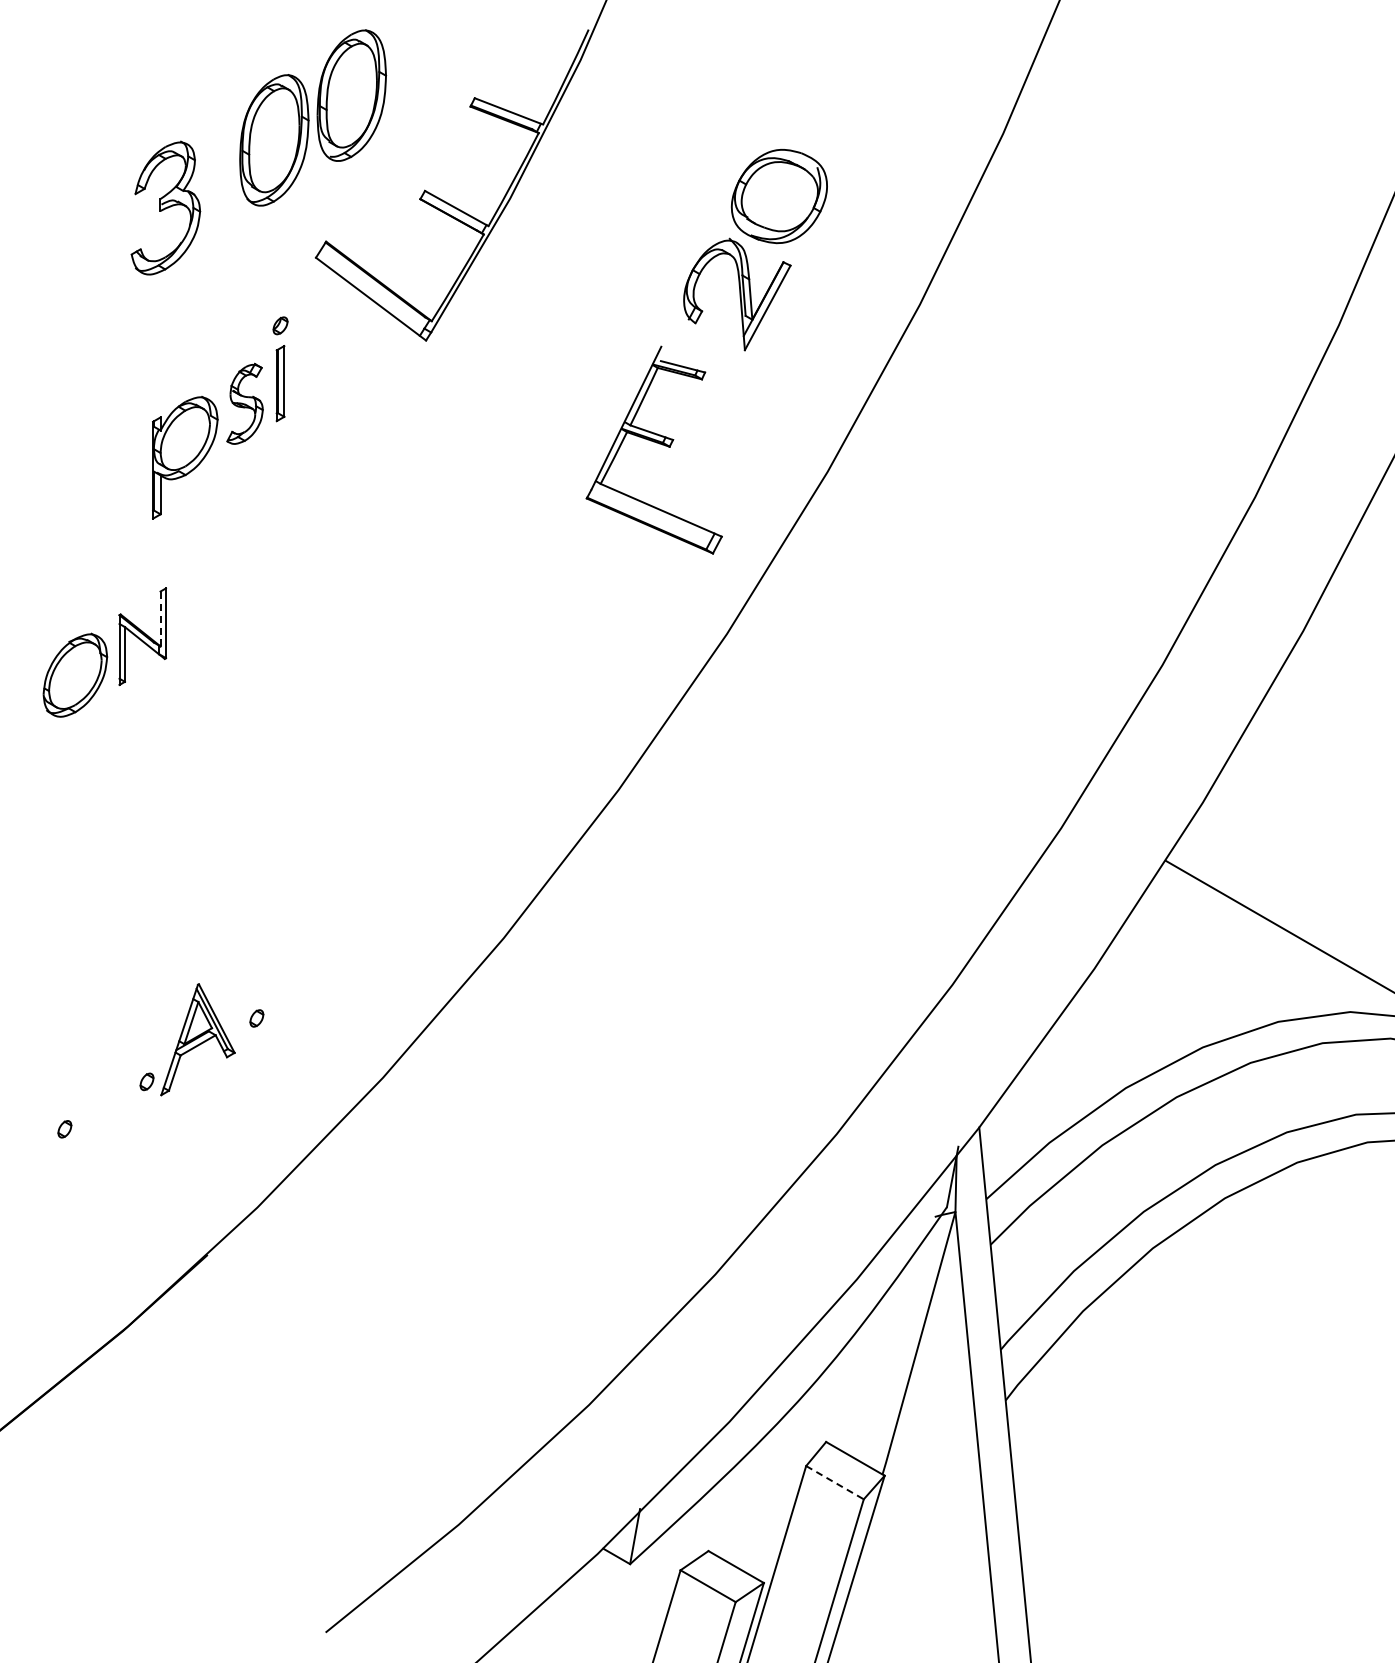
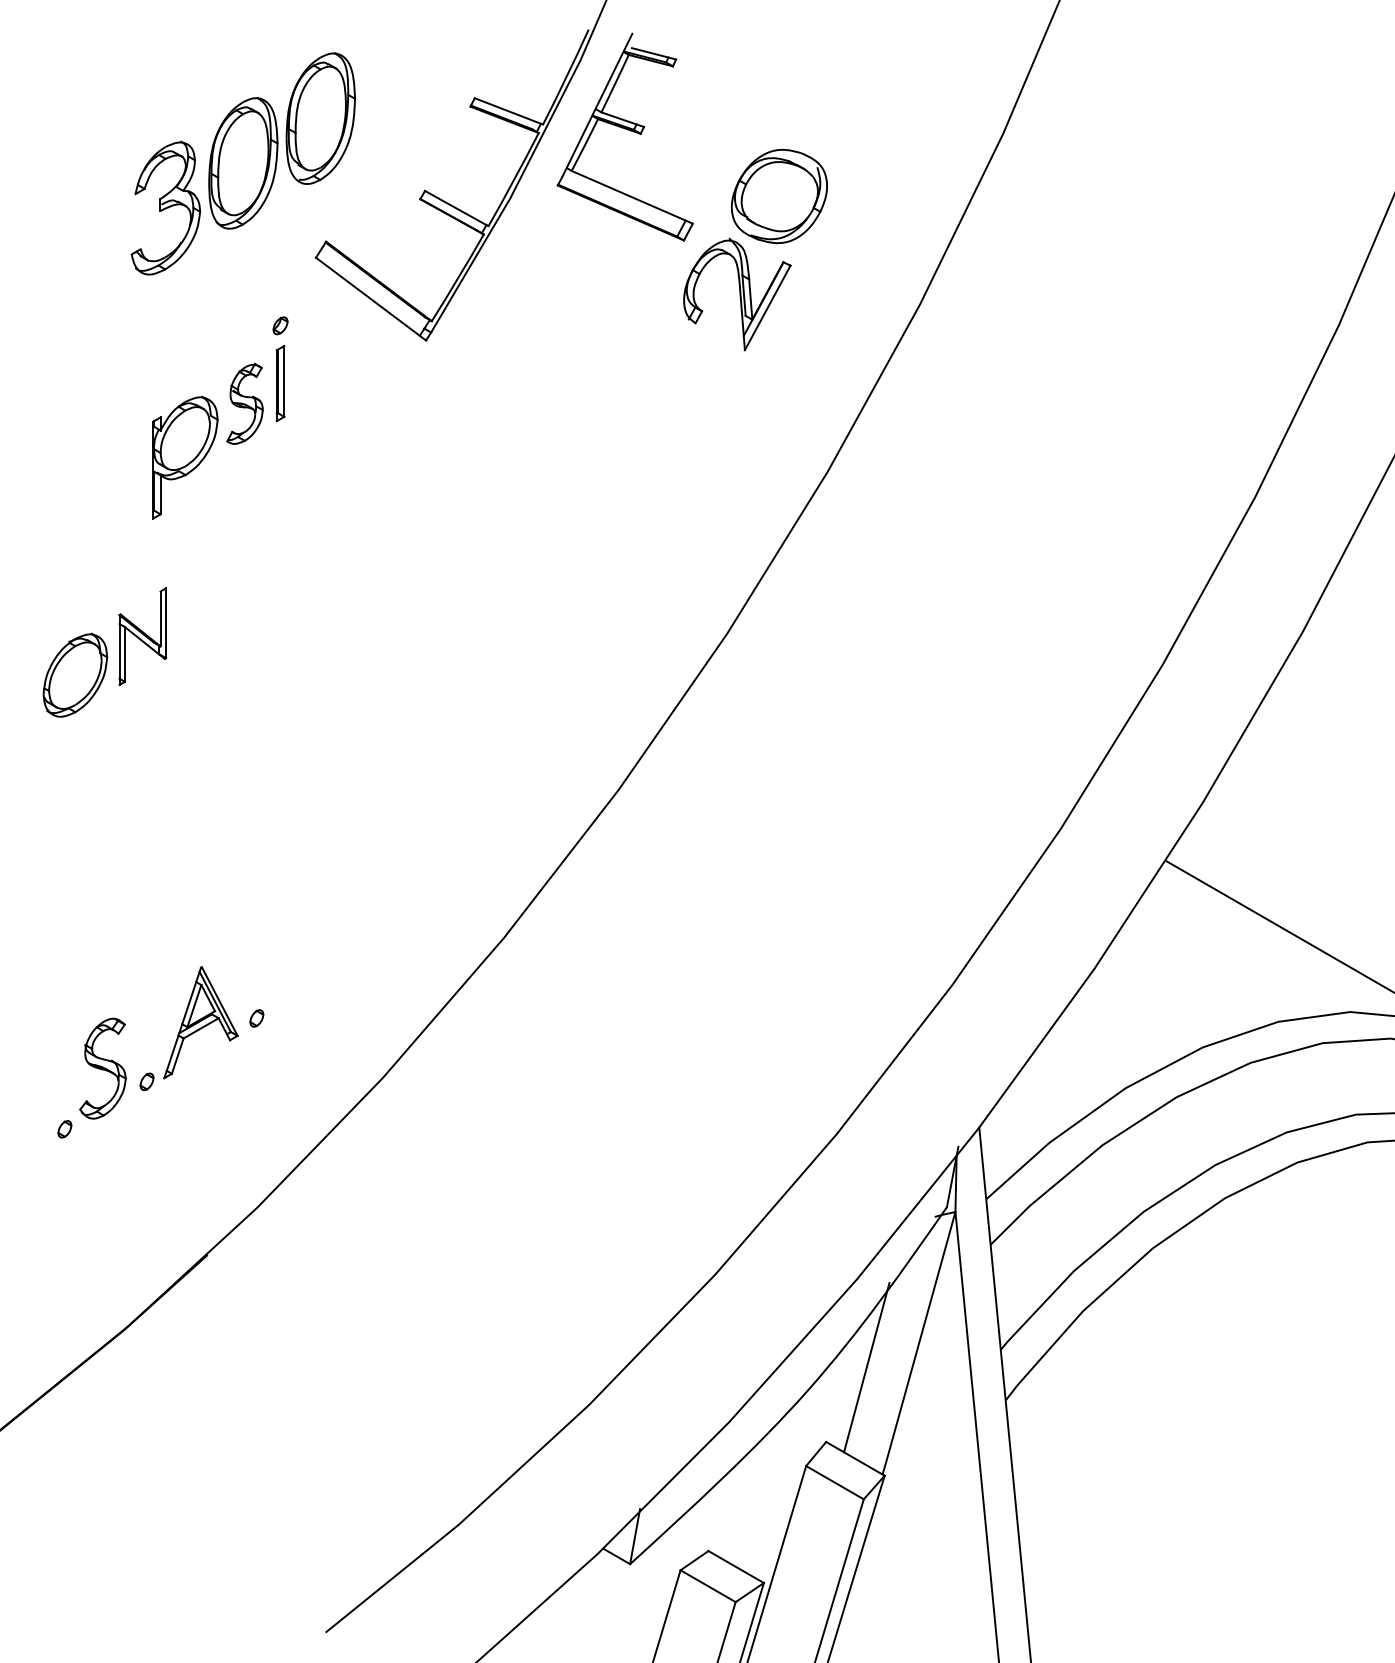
part position: (313, 117) -> (282, 140) (282, 140)
part position: (656, 443) -> (627, 130) (627, 130)
line: dashed -> solid (160, 618)
part position: (197, 1039) -> (200, 1022) (200, 1022)
part: none -> present (102, 1068)
line: none -> present (866, 1367)
line: dashed -> solid (835, 1482)
